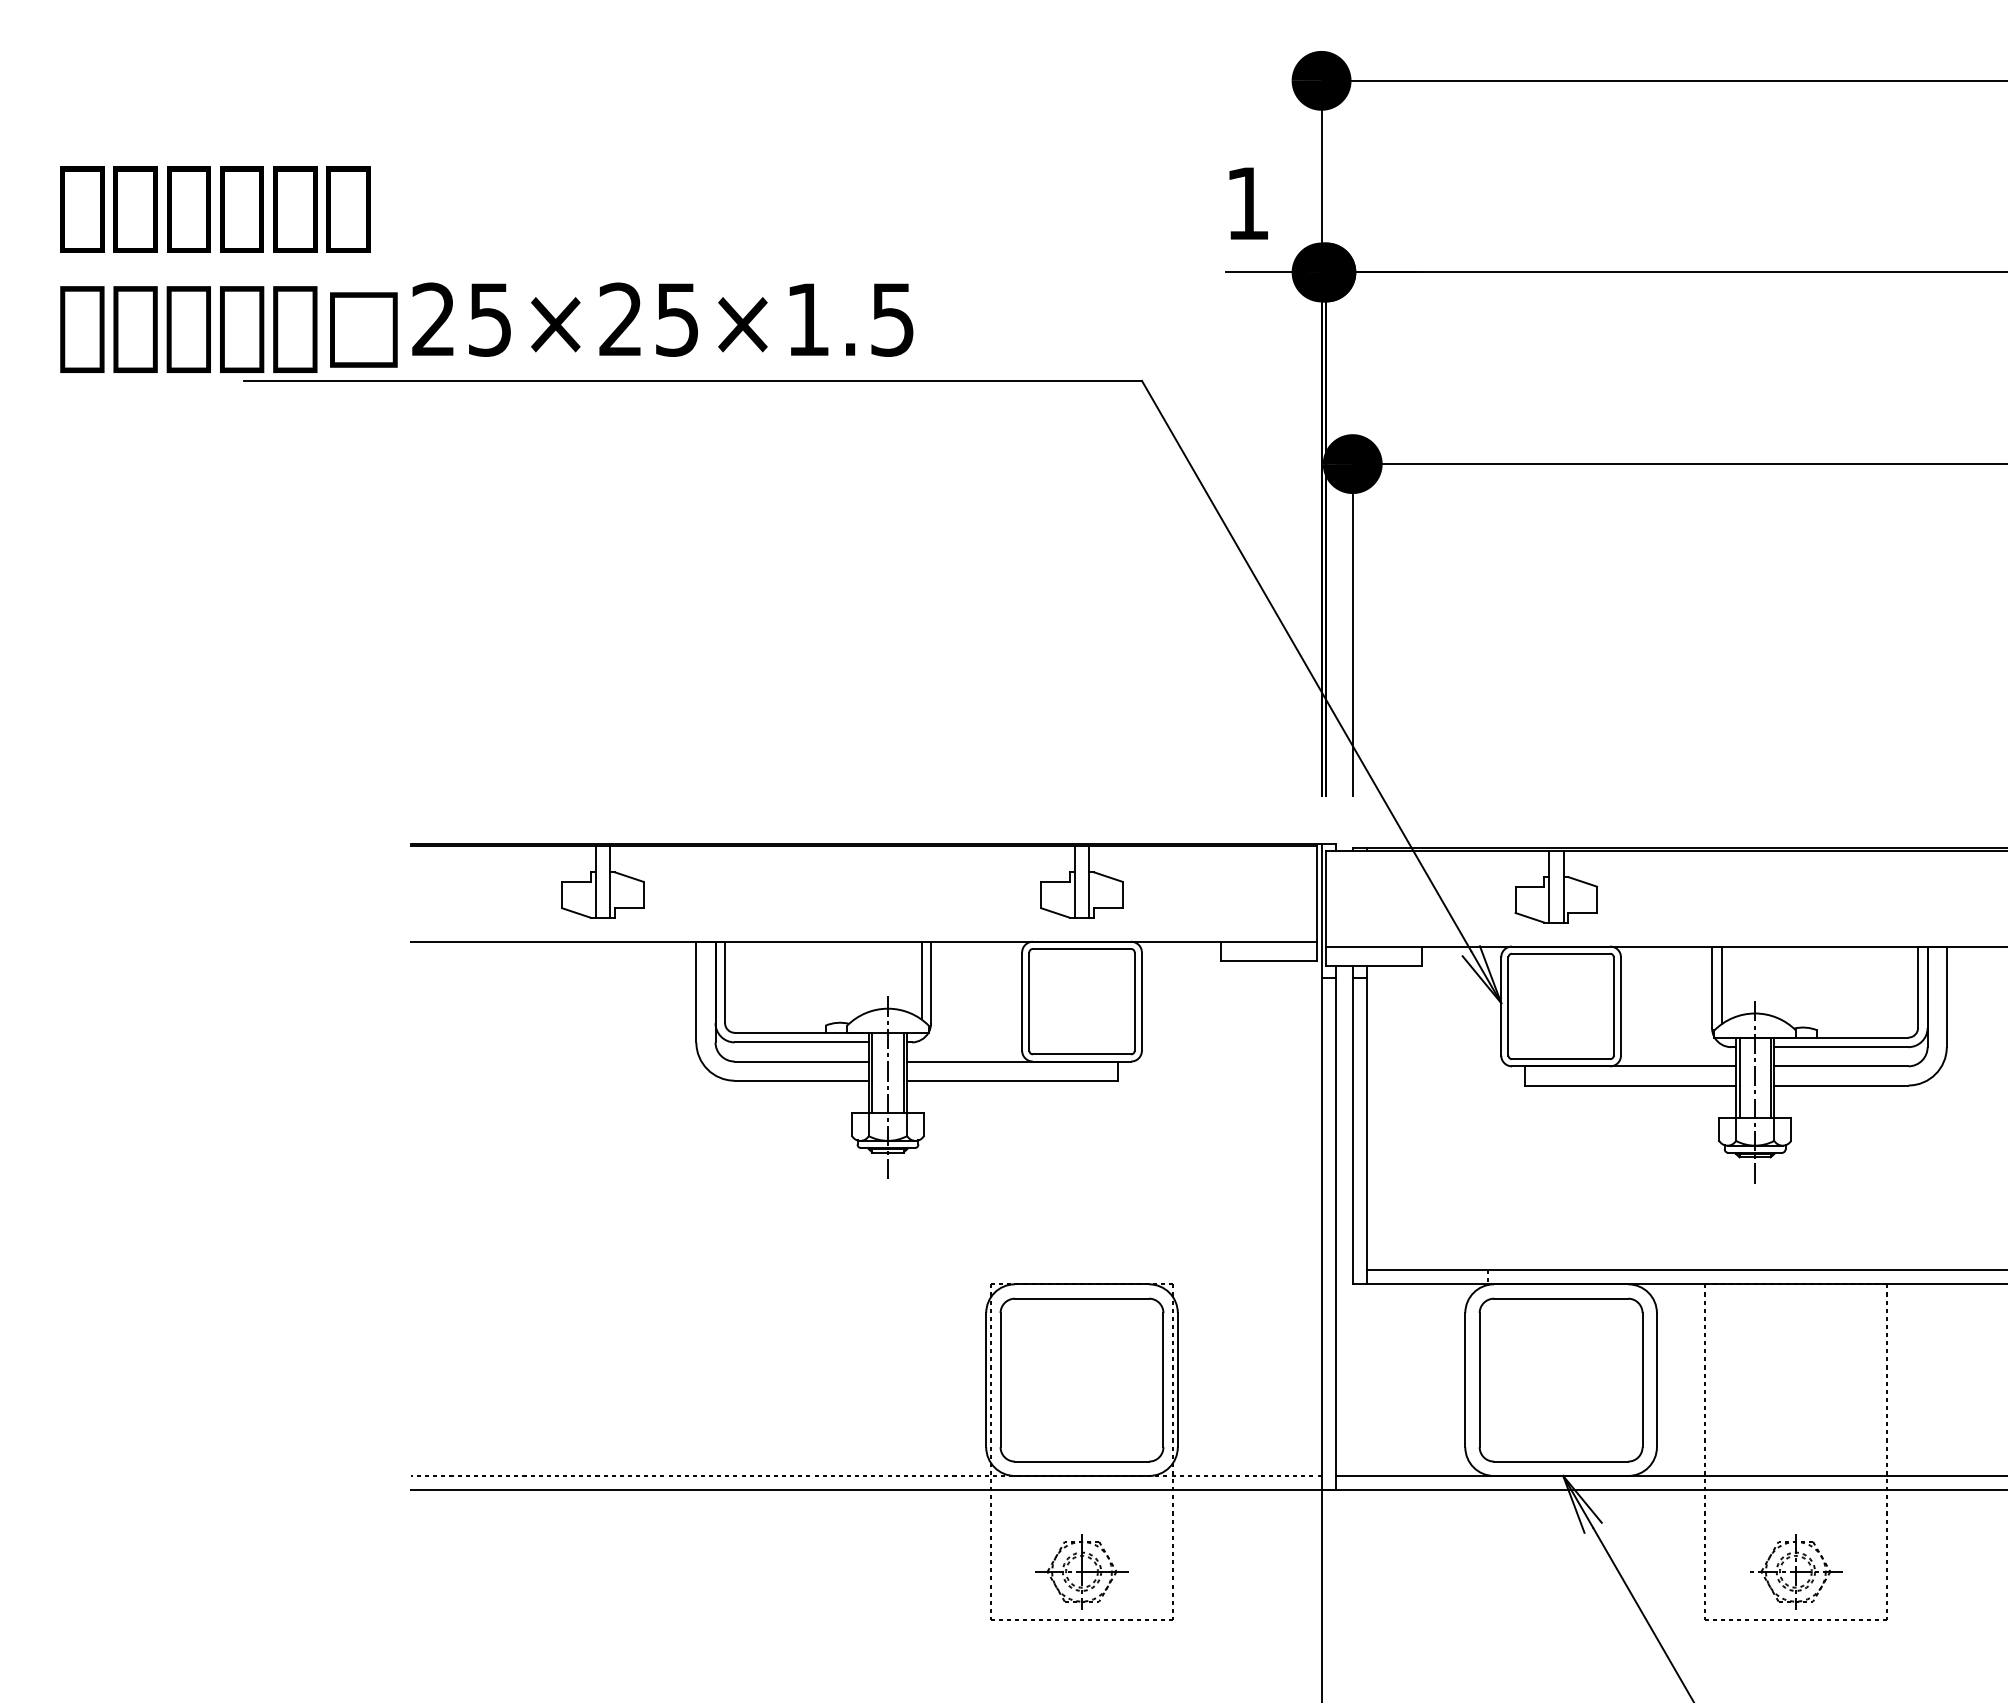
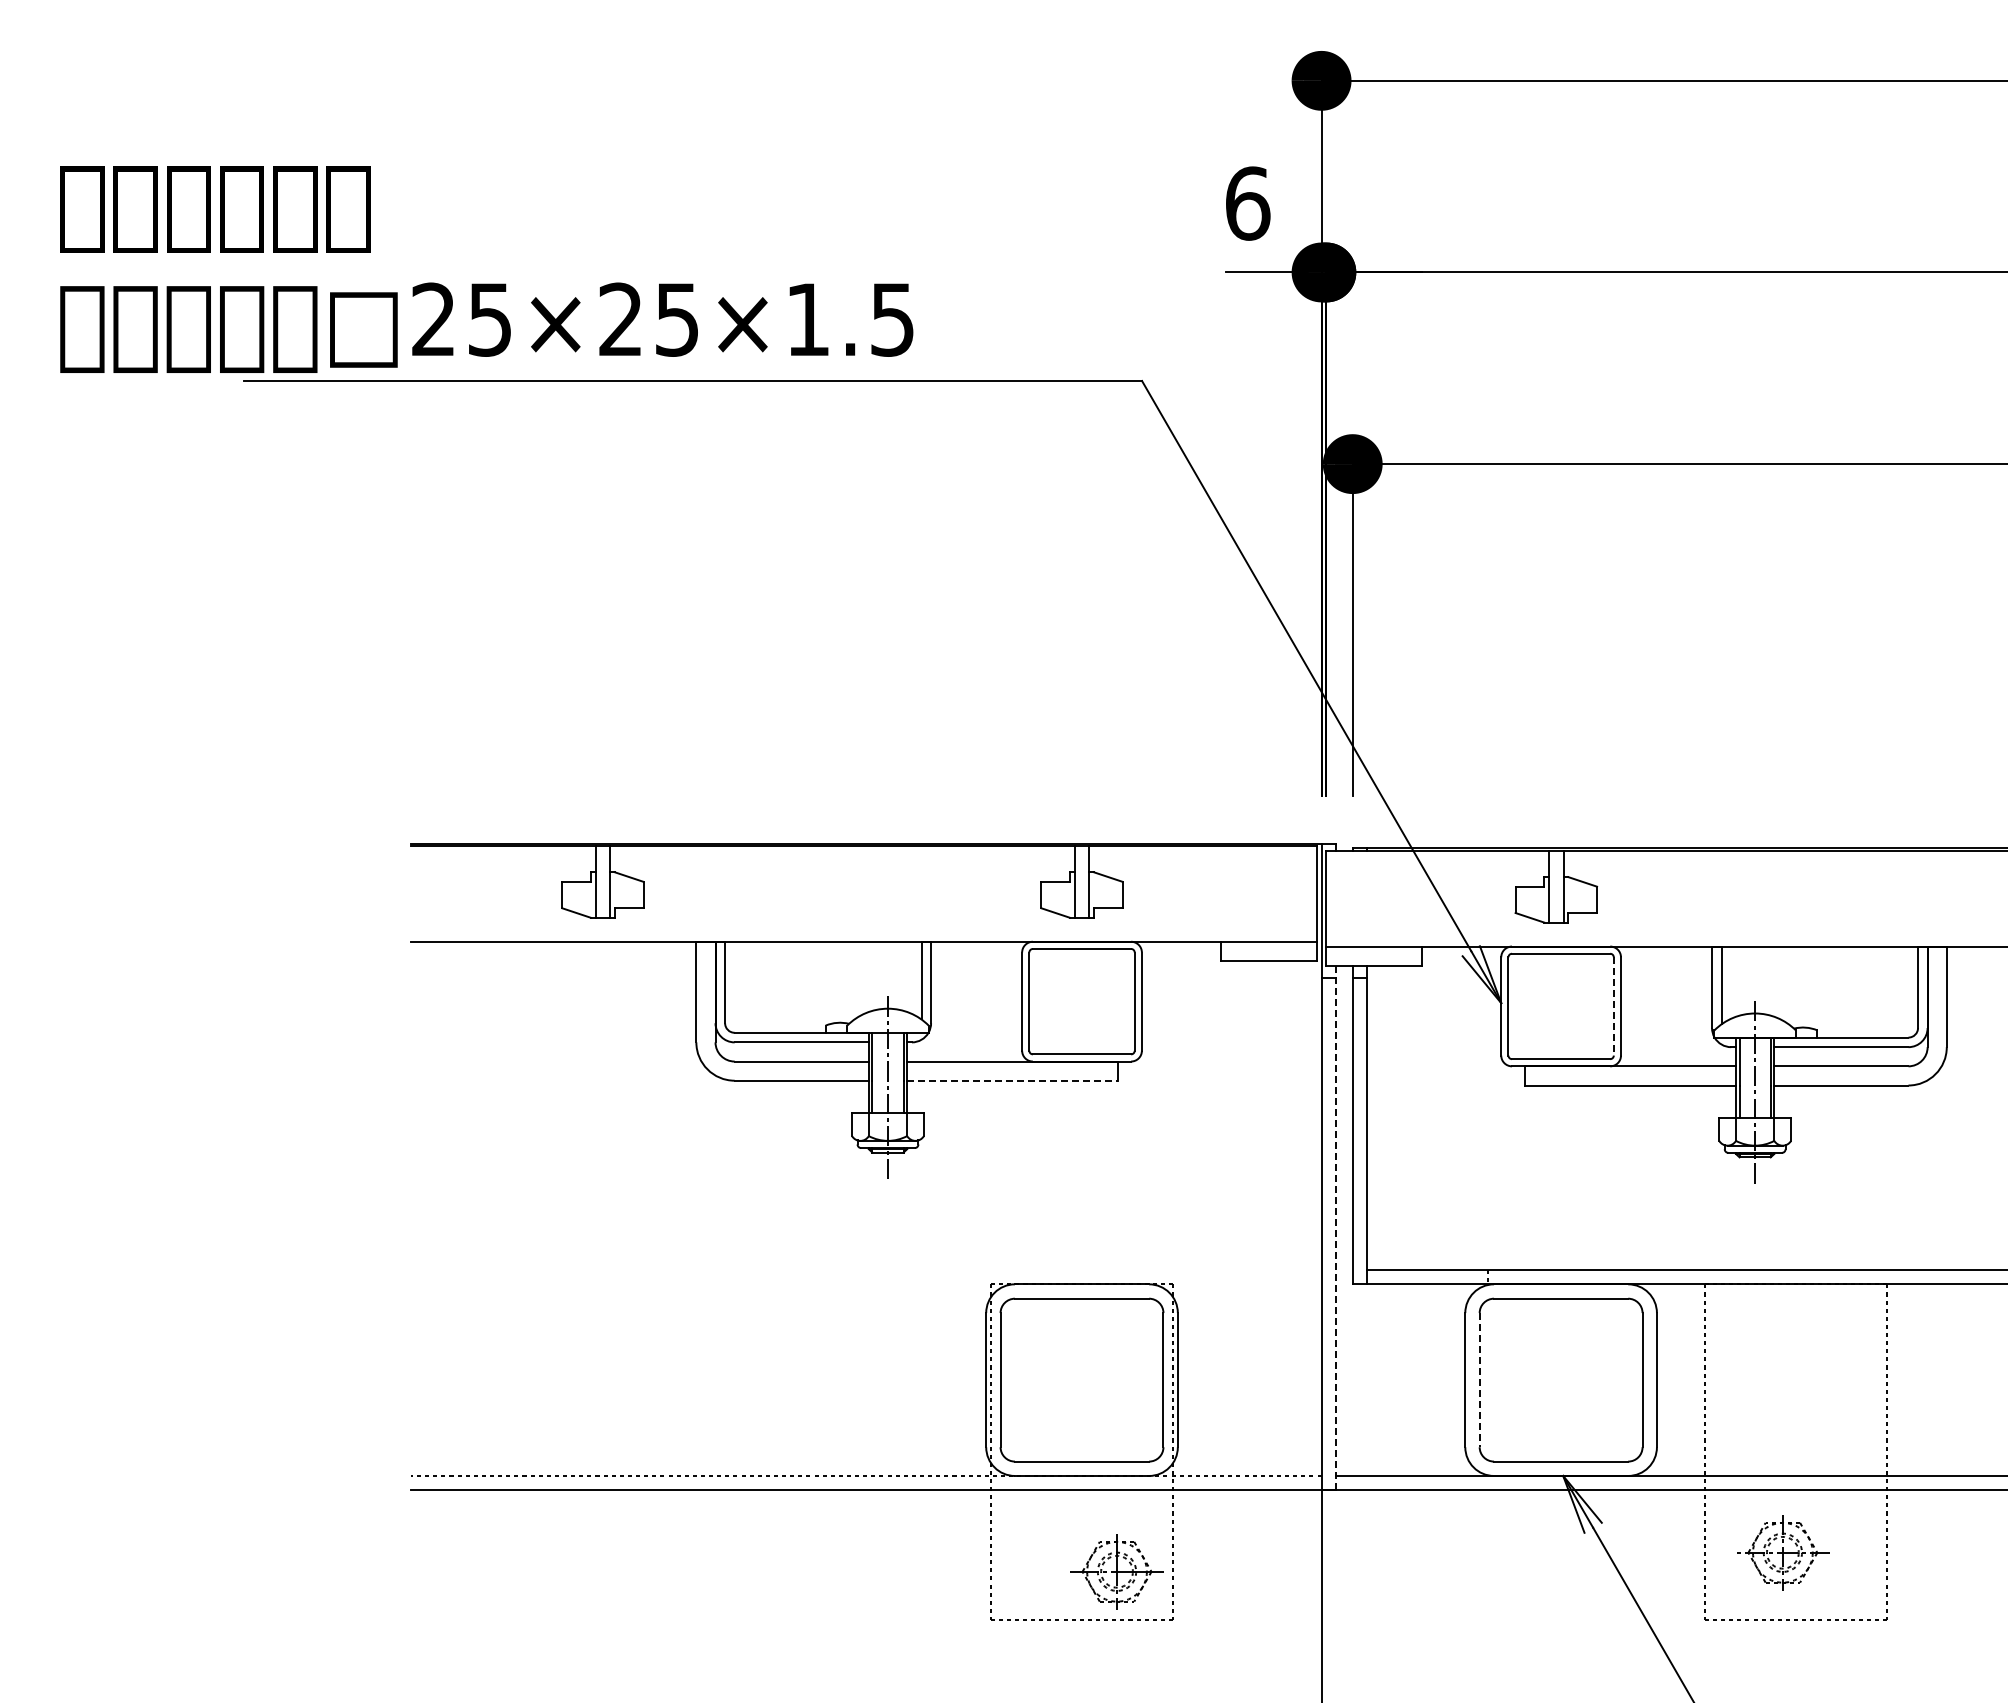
text: 1 -> 6 (1248, 203)
line: solid -> dashed (1613, 1006)
line: solid -> dashed (1013, 1080)
line: solid -> dashed (1335, 1228)
line: solid -> dashed (1479, 1380)
part position: (1081, 1571) -> (1116, 1571) (1116, 1571)
part position: (1796, 1571) -> (1783, 1552) (1783, 1552)
